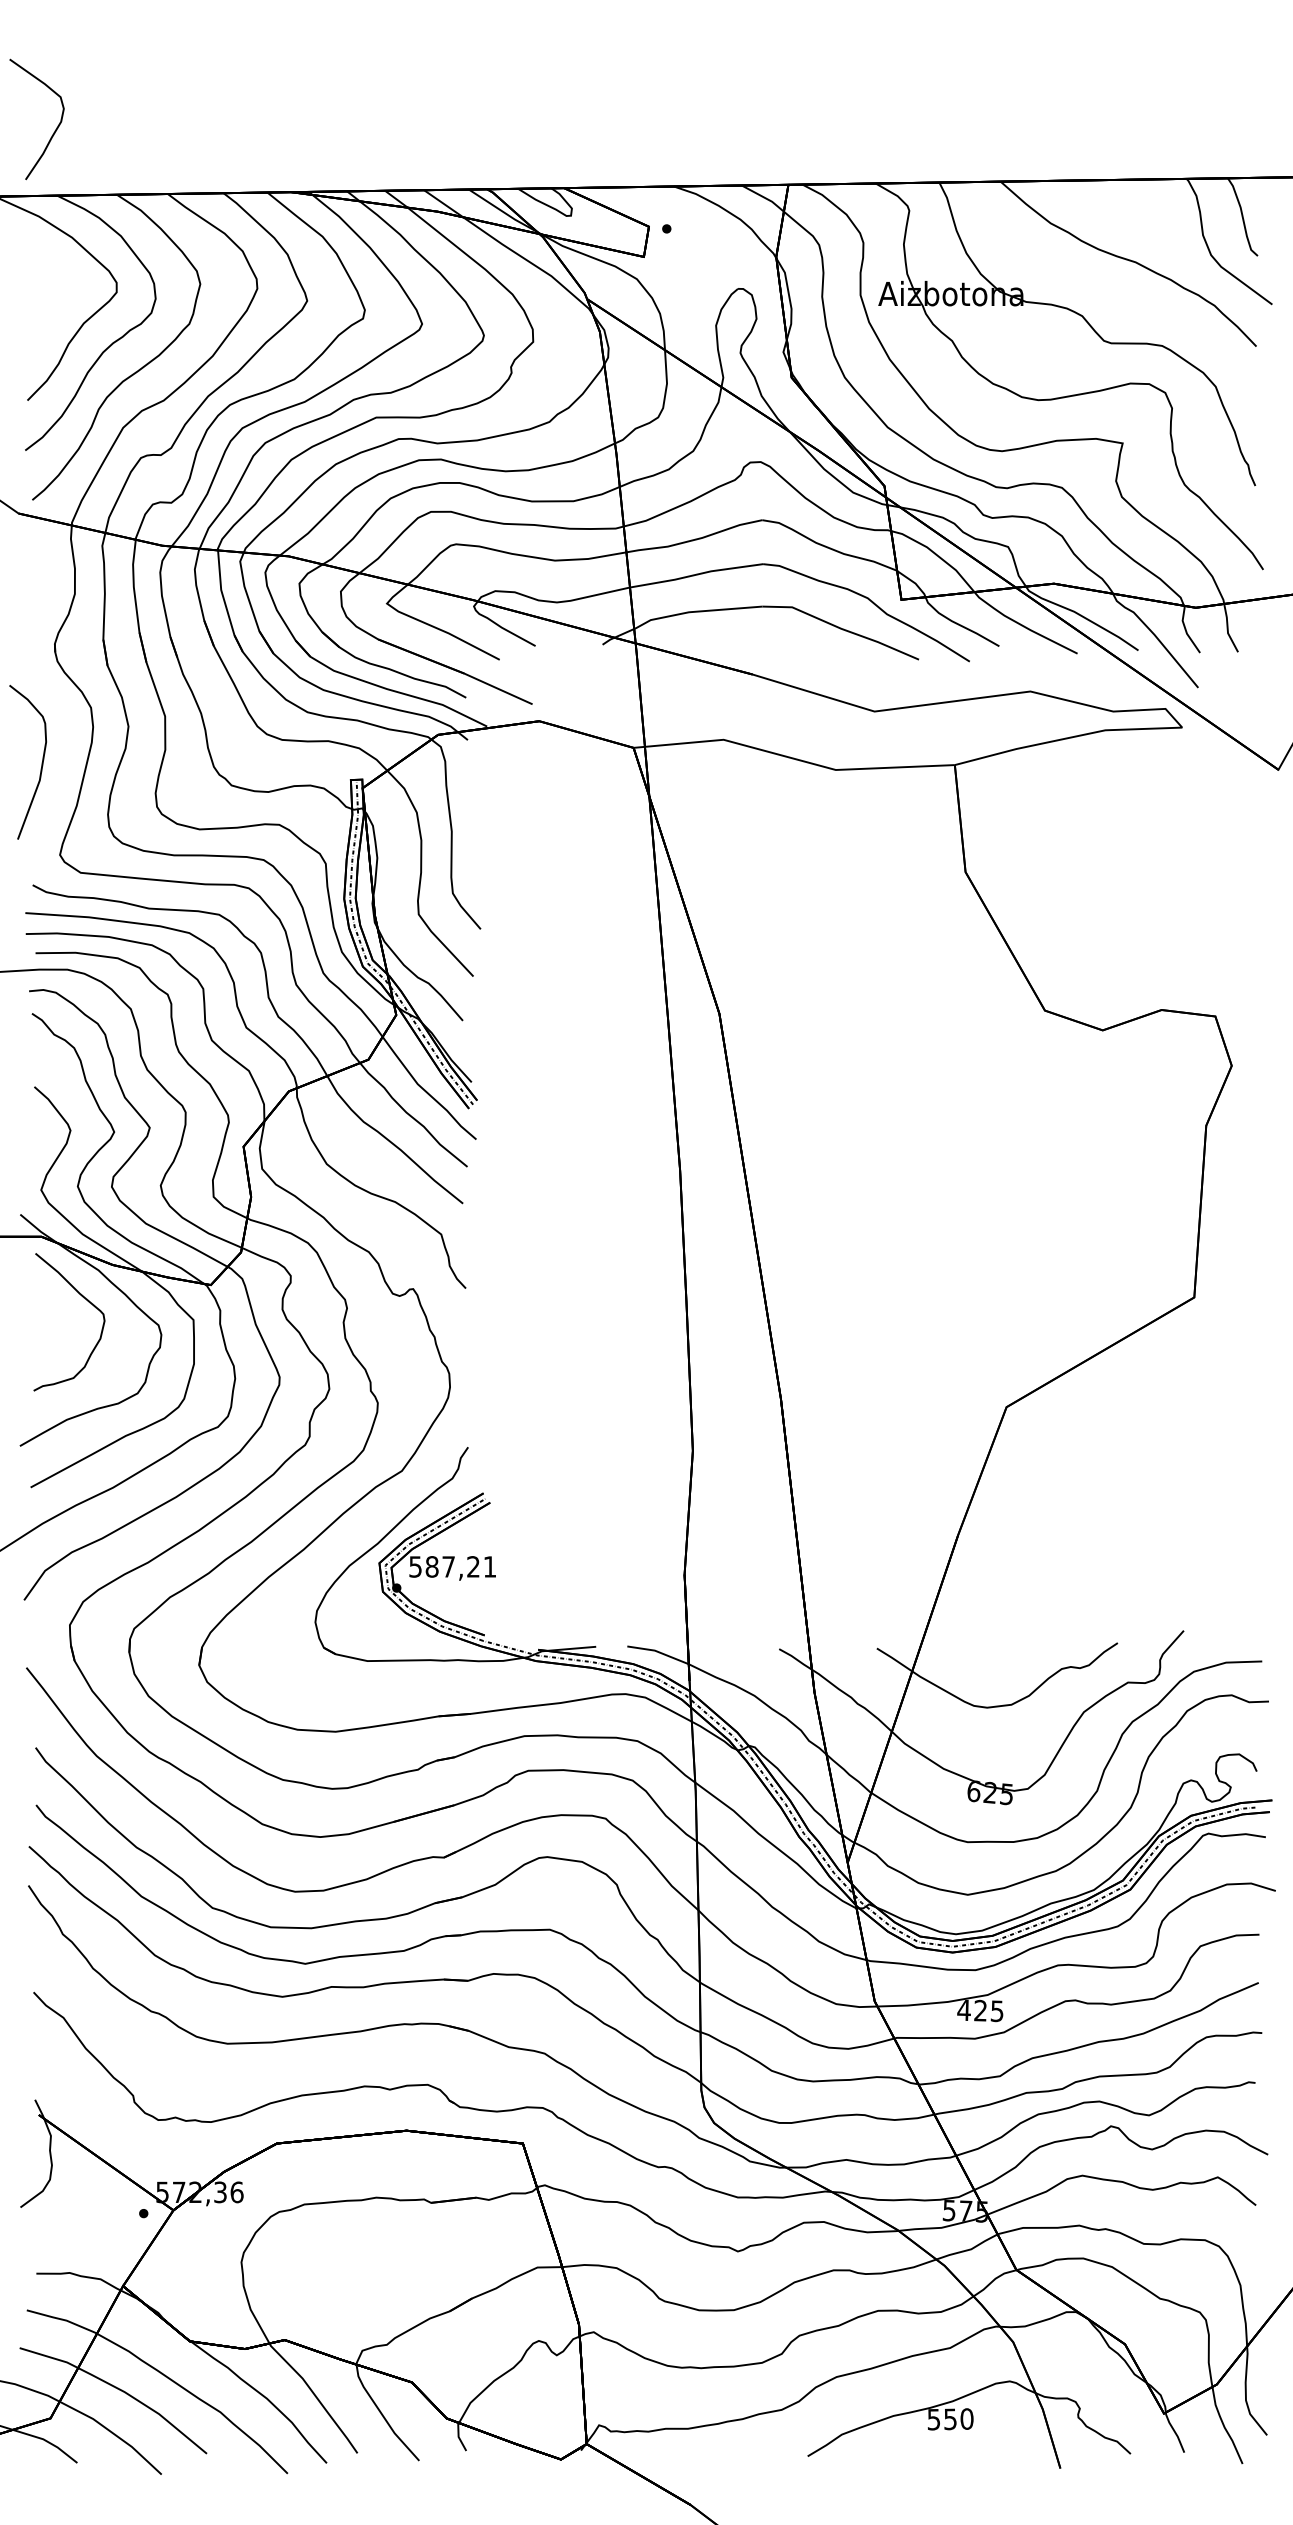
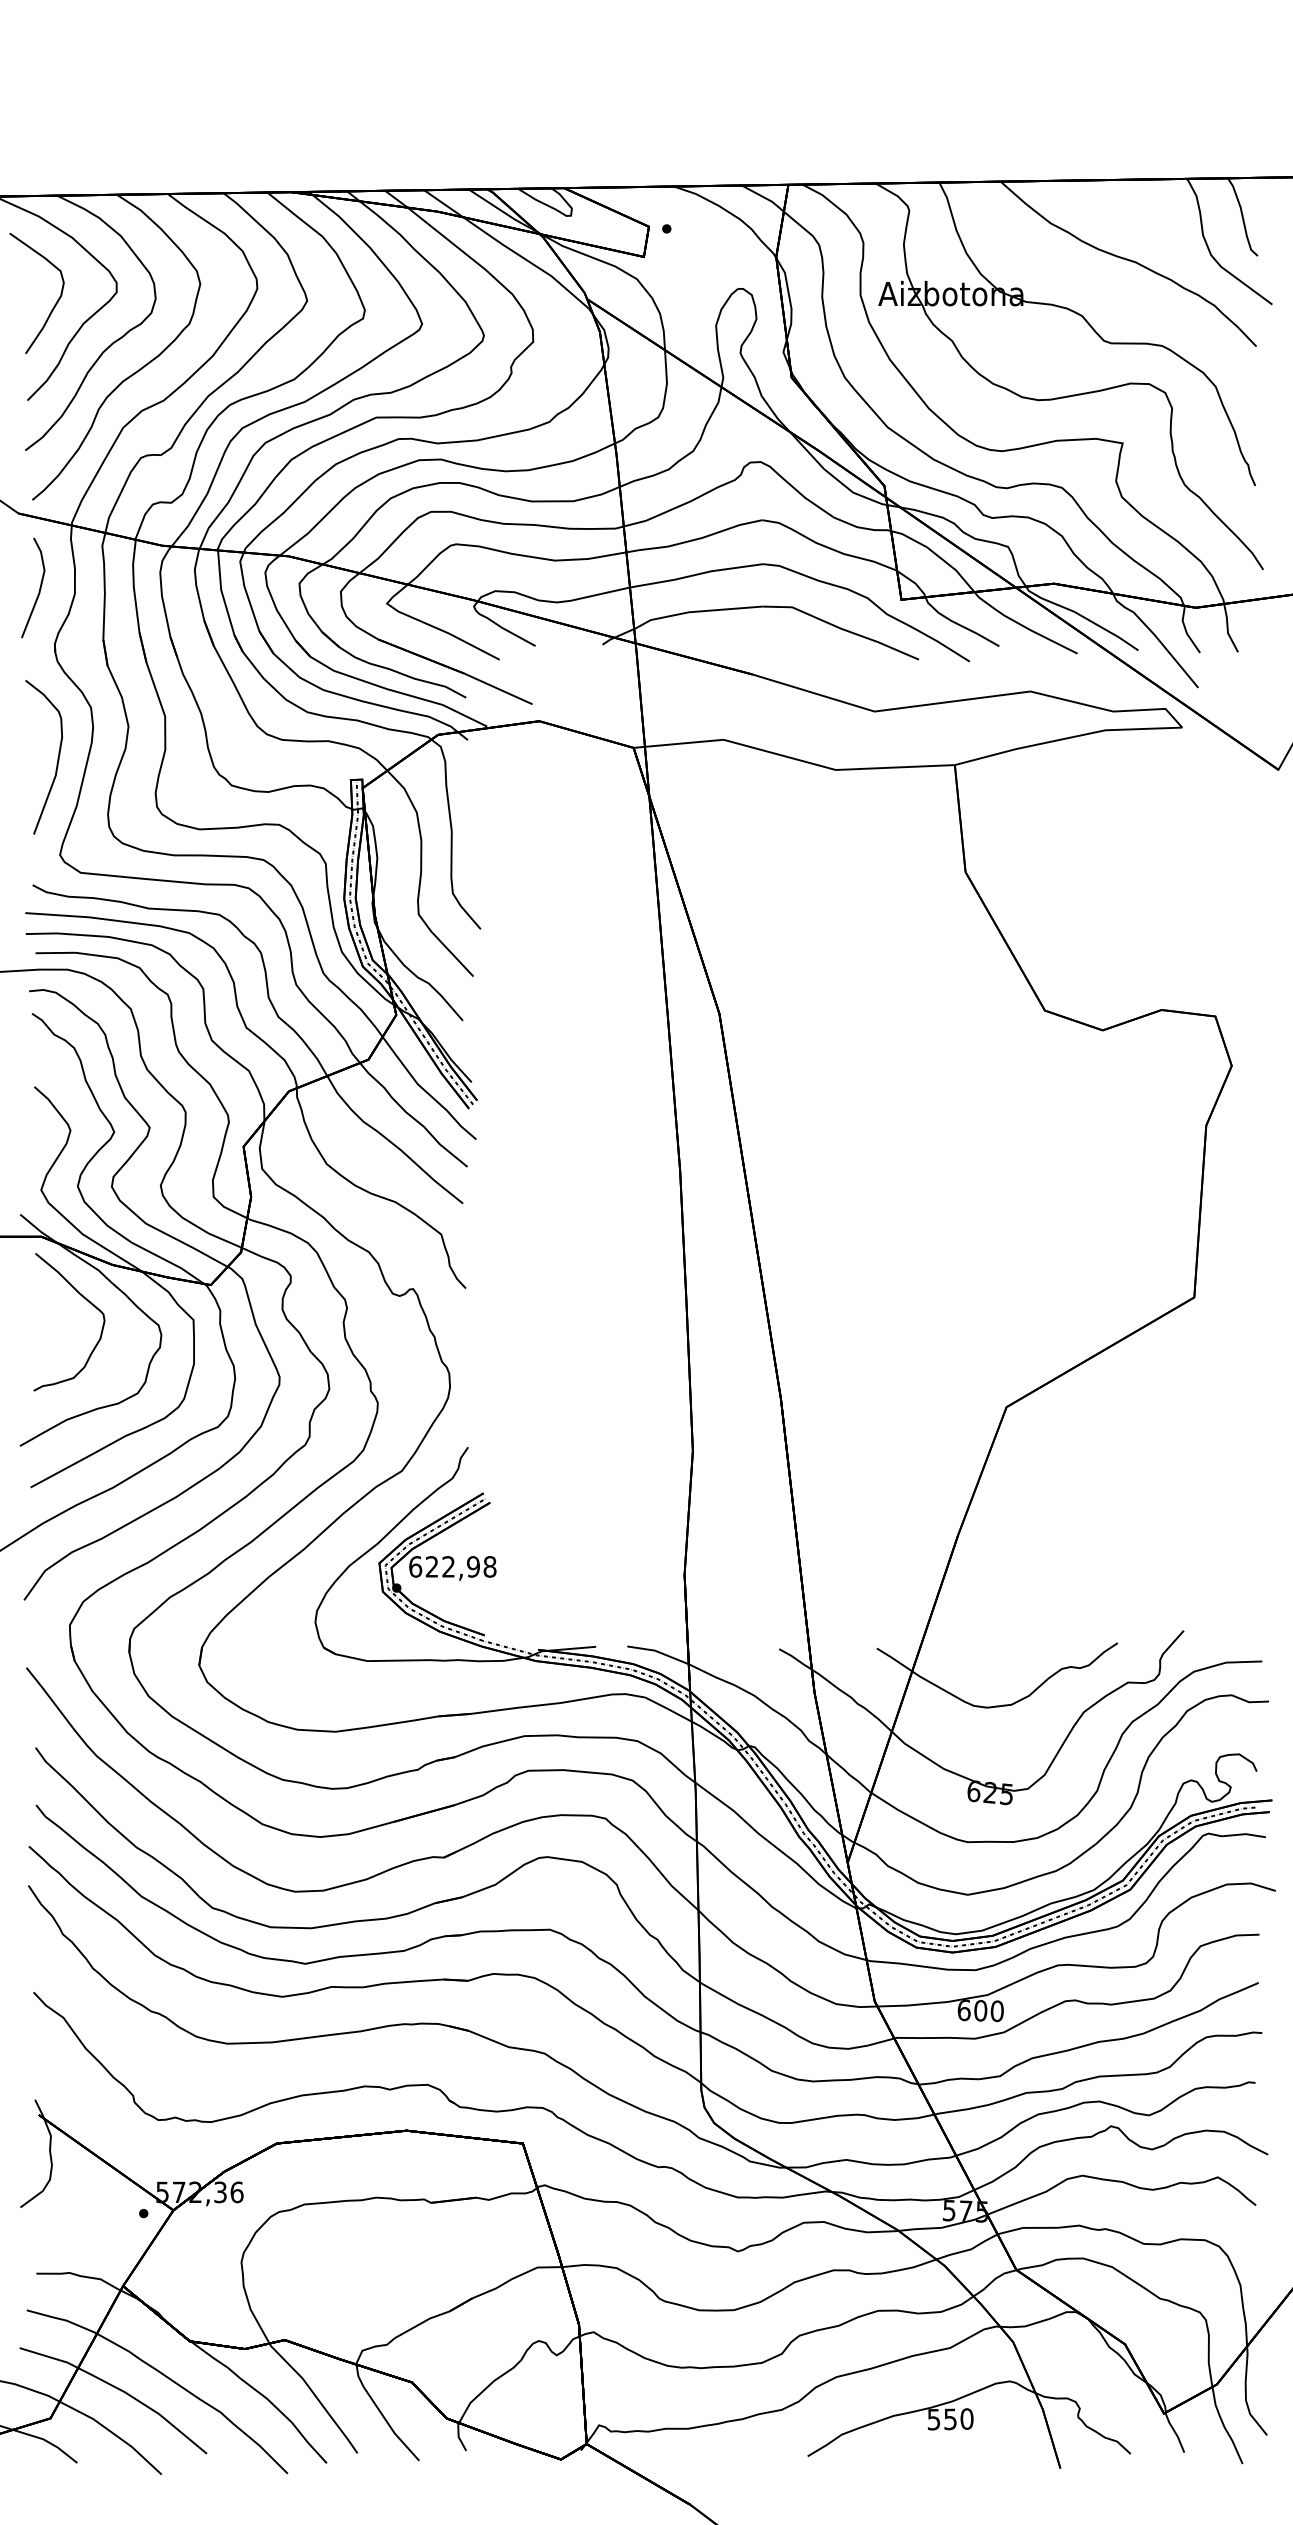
curve position: (54, 130) -> (54, 304) (54, 304)
line: none -> present (39, 587)
curve position: (41, 762) -> (57, 757) (57, 757)
text: 587,21 -> 622,98 (452, 1566)
text: 425 -> 600 (980, 2010)
